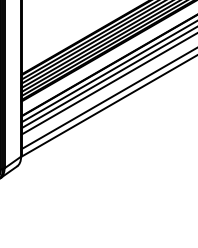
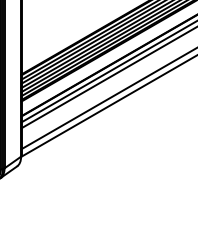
line: present -> none (107, 84)
